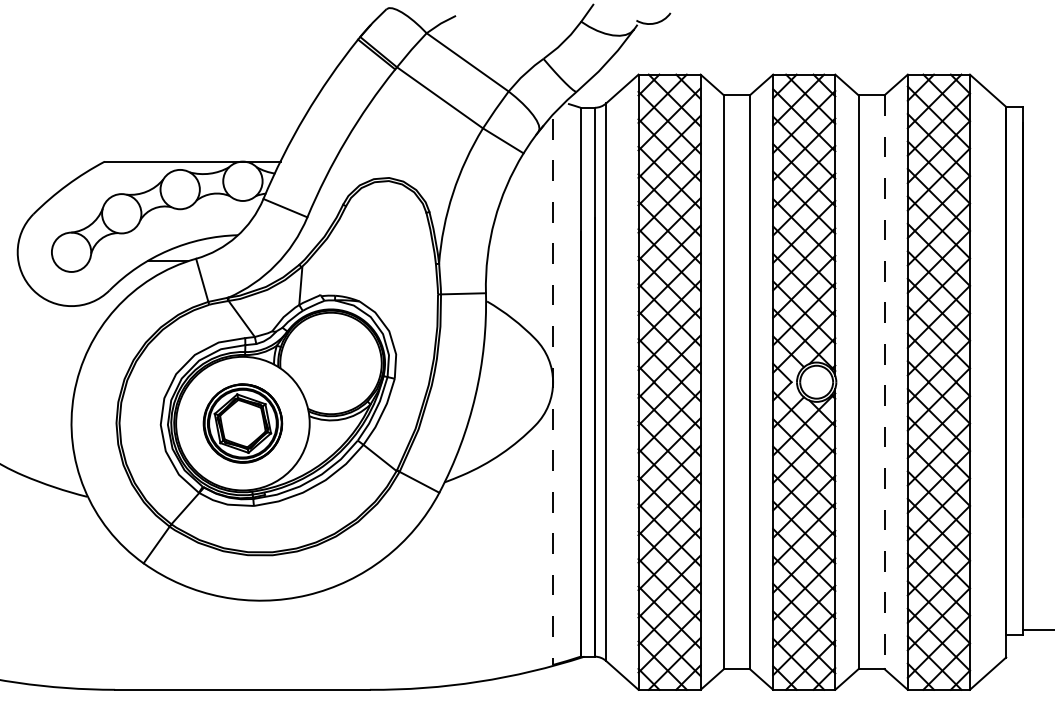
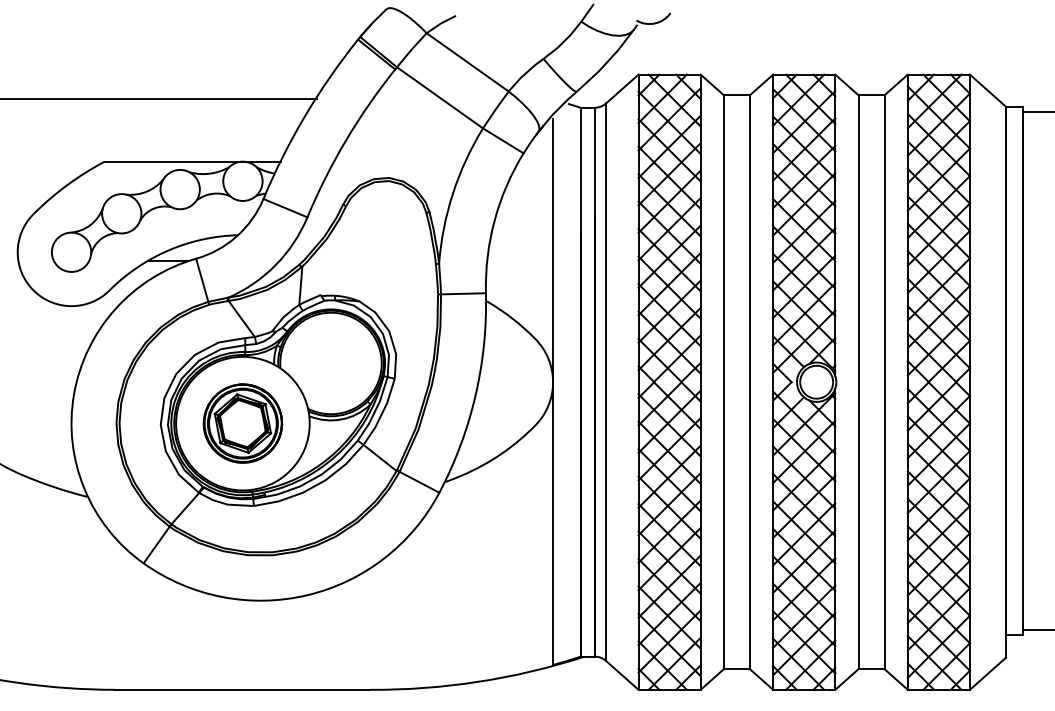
line: none -> present (159, 99)
line: none -> present (1036, 112)
line: dashed -> solid (884, 382)
line: dashed -> solid (553, 391)
